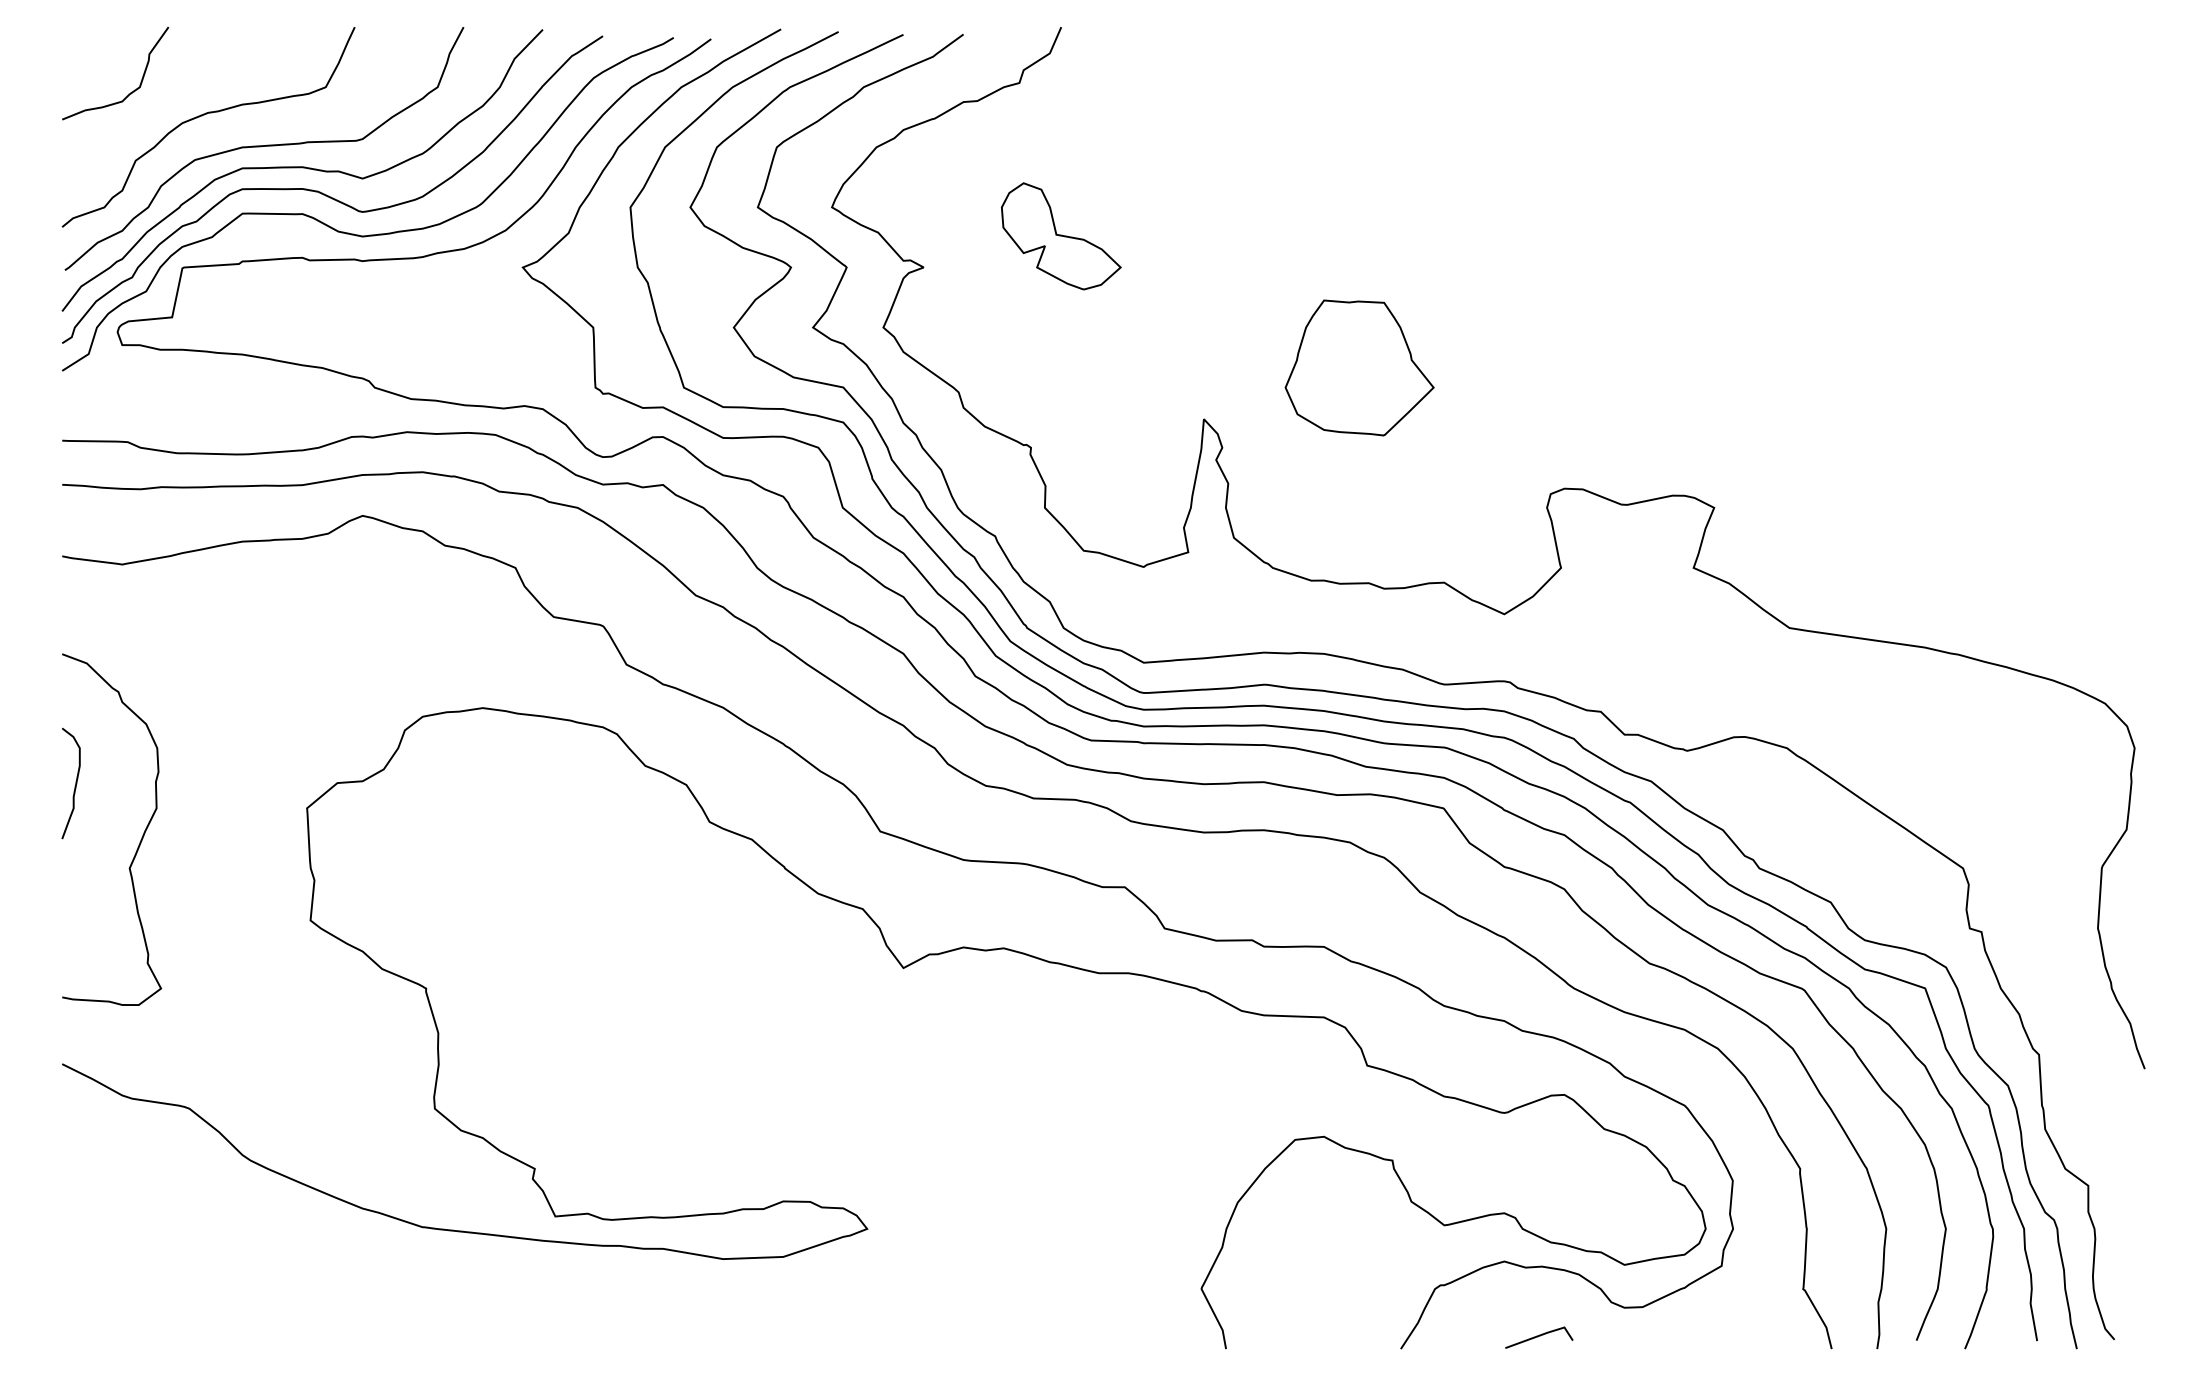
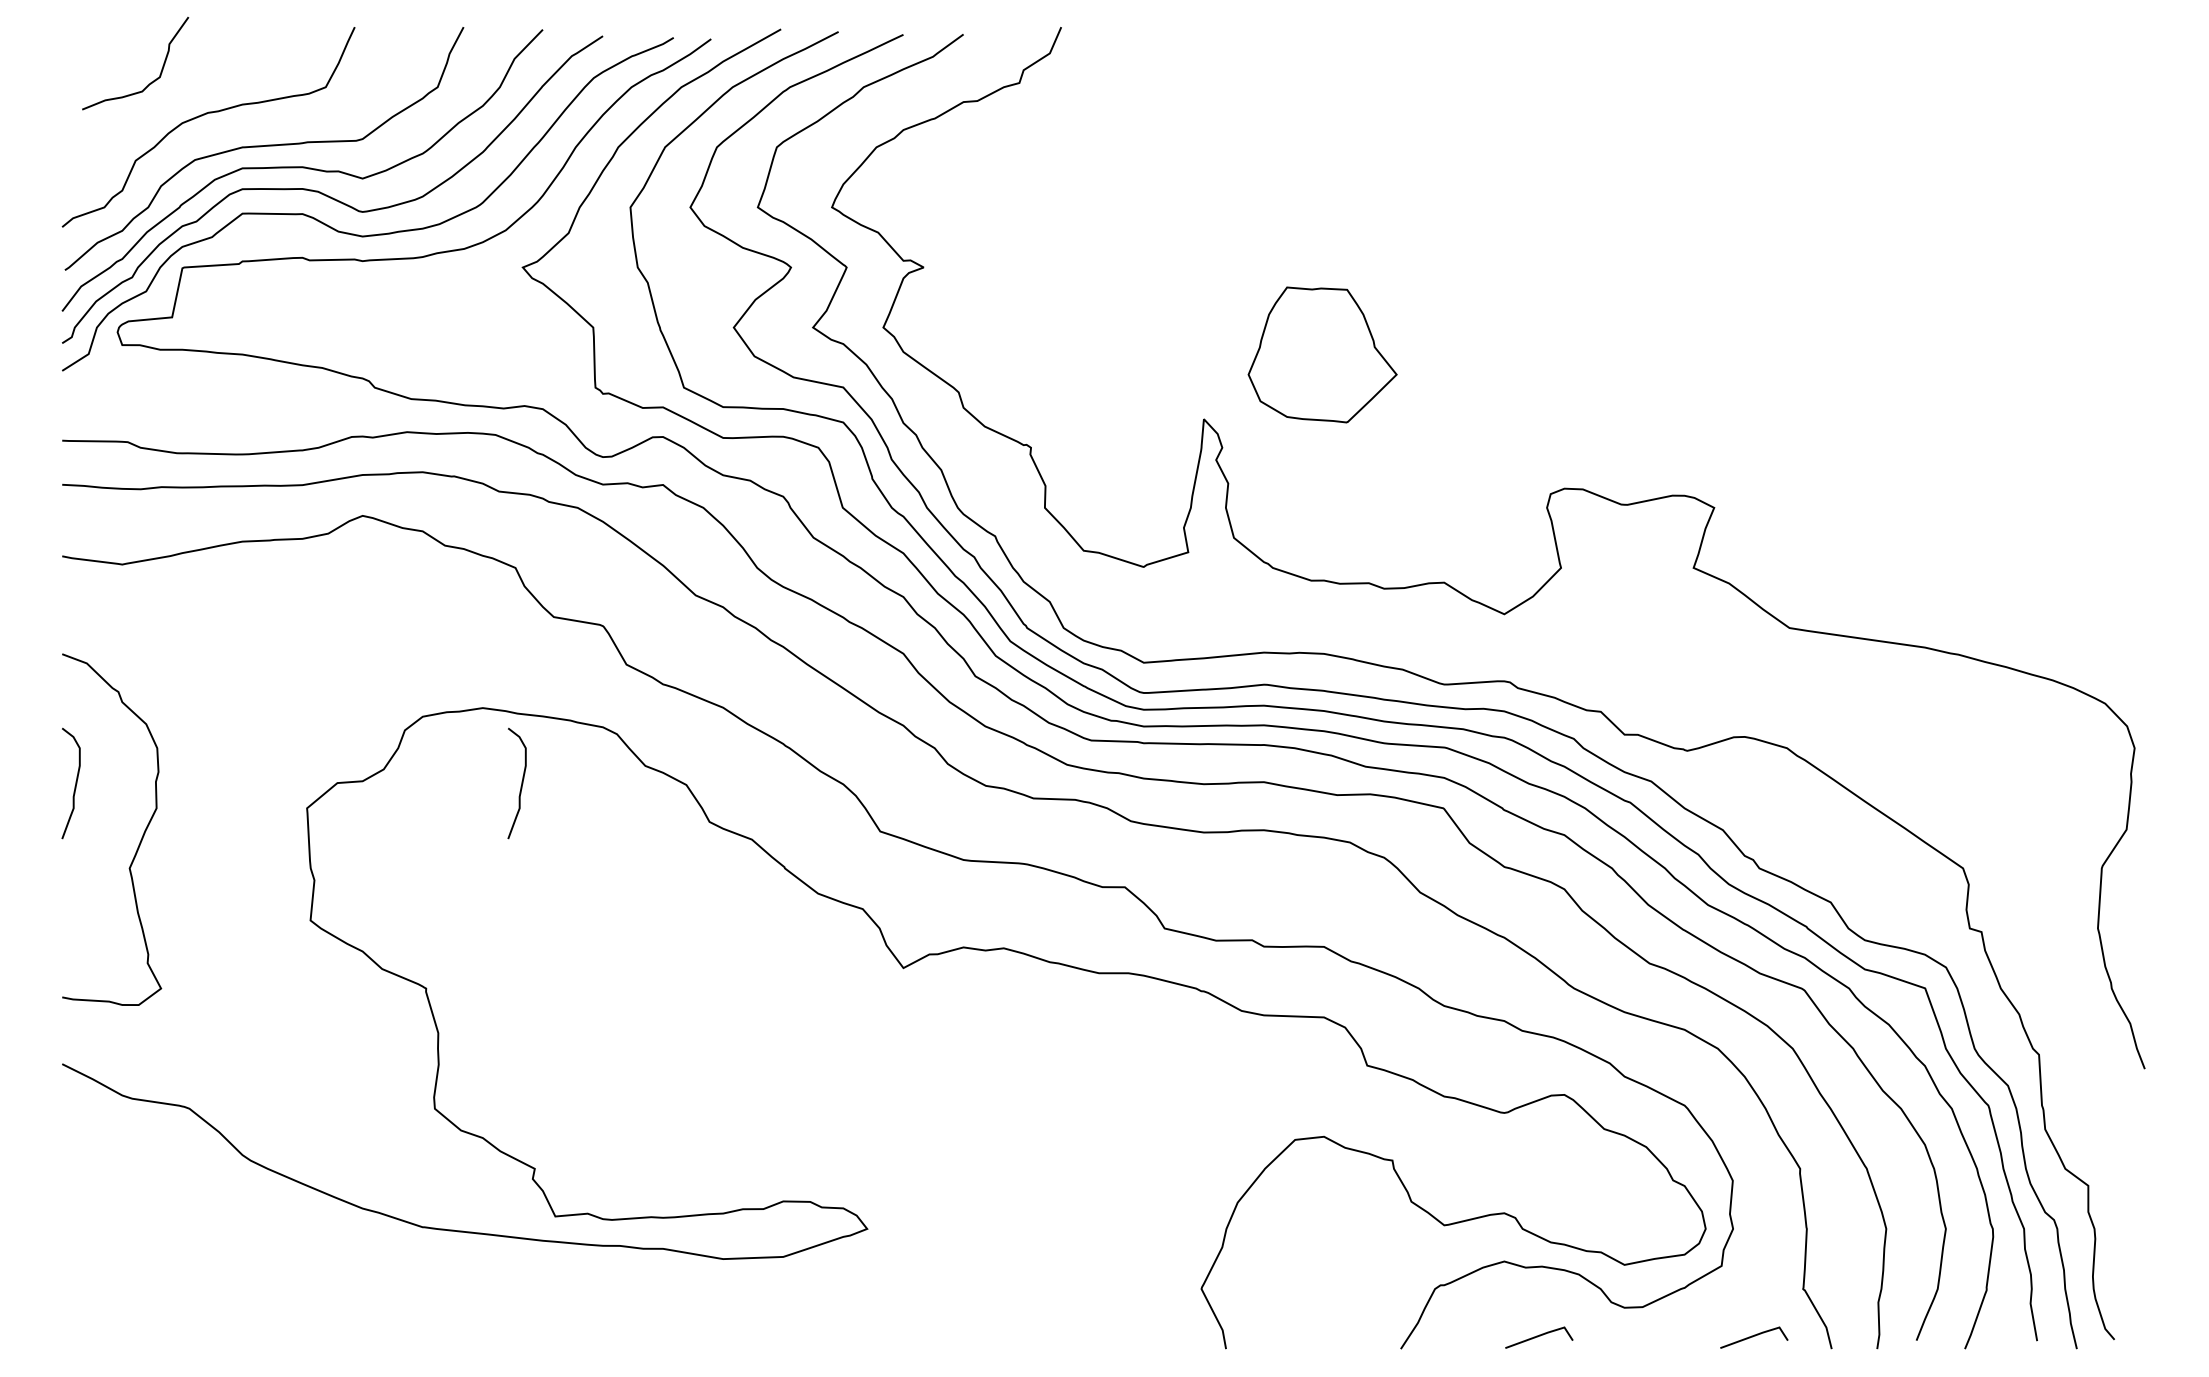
curve position: (131, 91) -> (151, 81) (151, 81)
part: present -> none (1061, 236)
part position: (1359, 367) -> (1322, 354) (1322, 354)
curve: none -> present (521, 783)
line: none -> present (1754, 1336)
